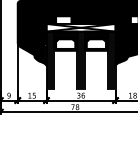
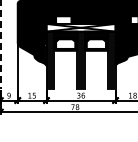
line: solid -> dashed (0, 45)
